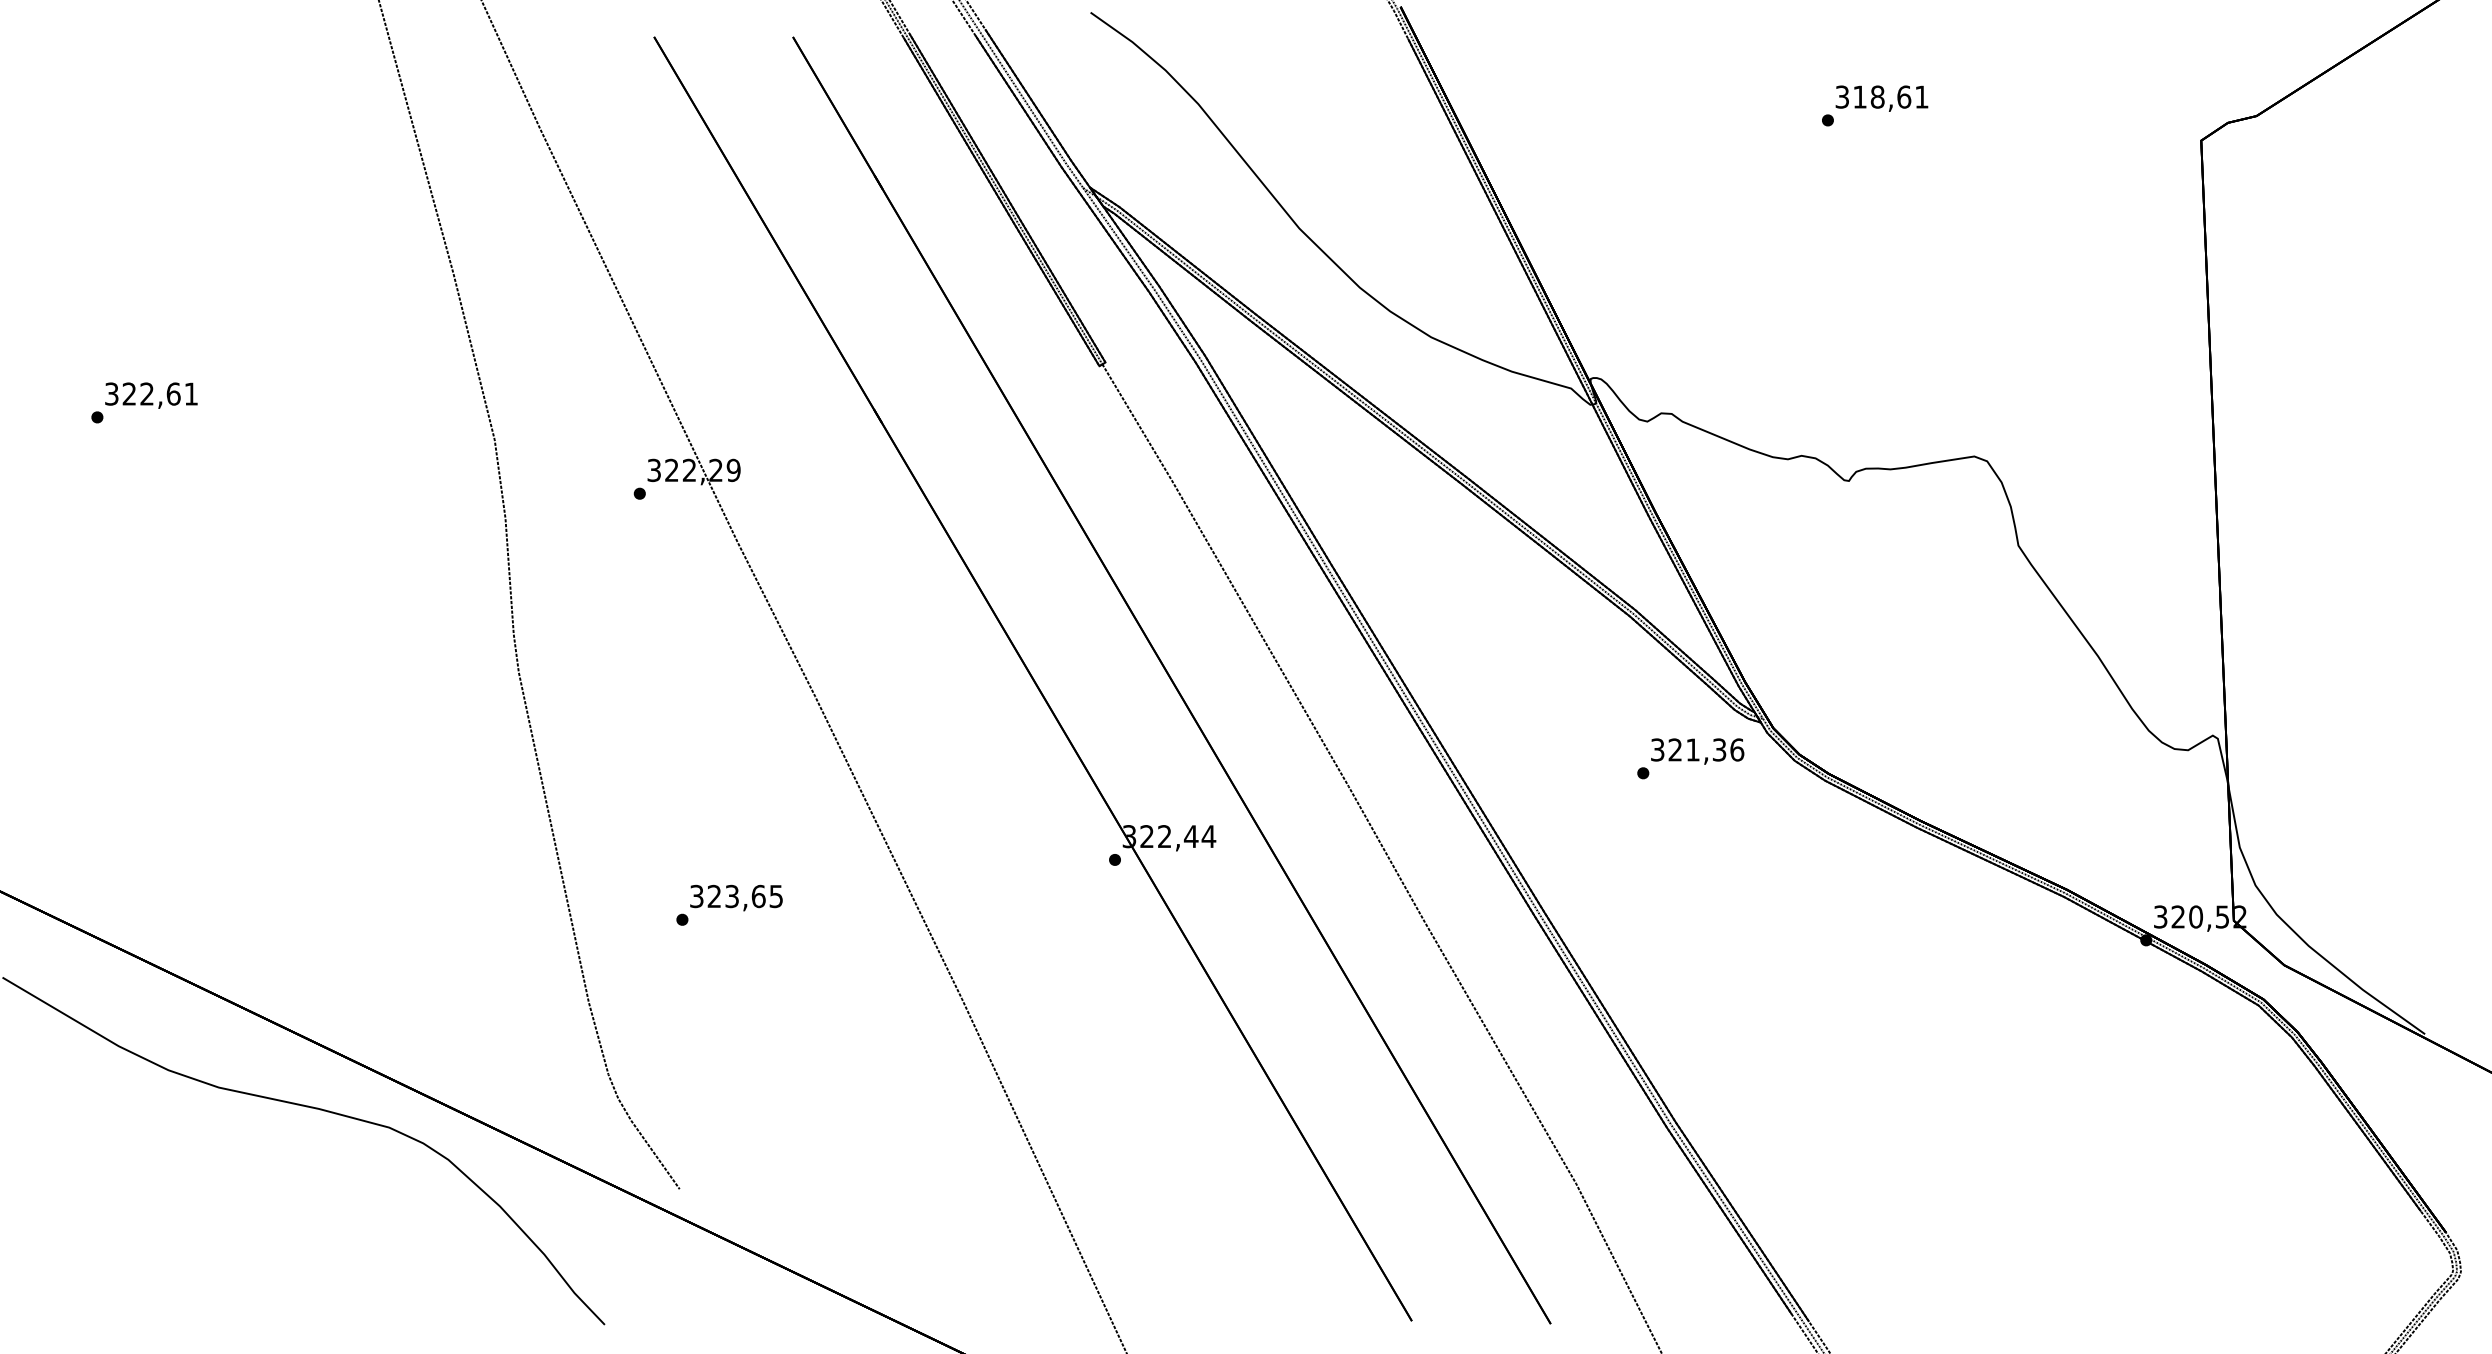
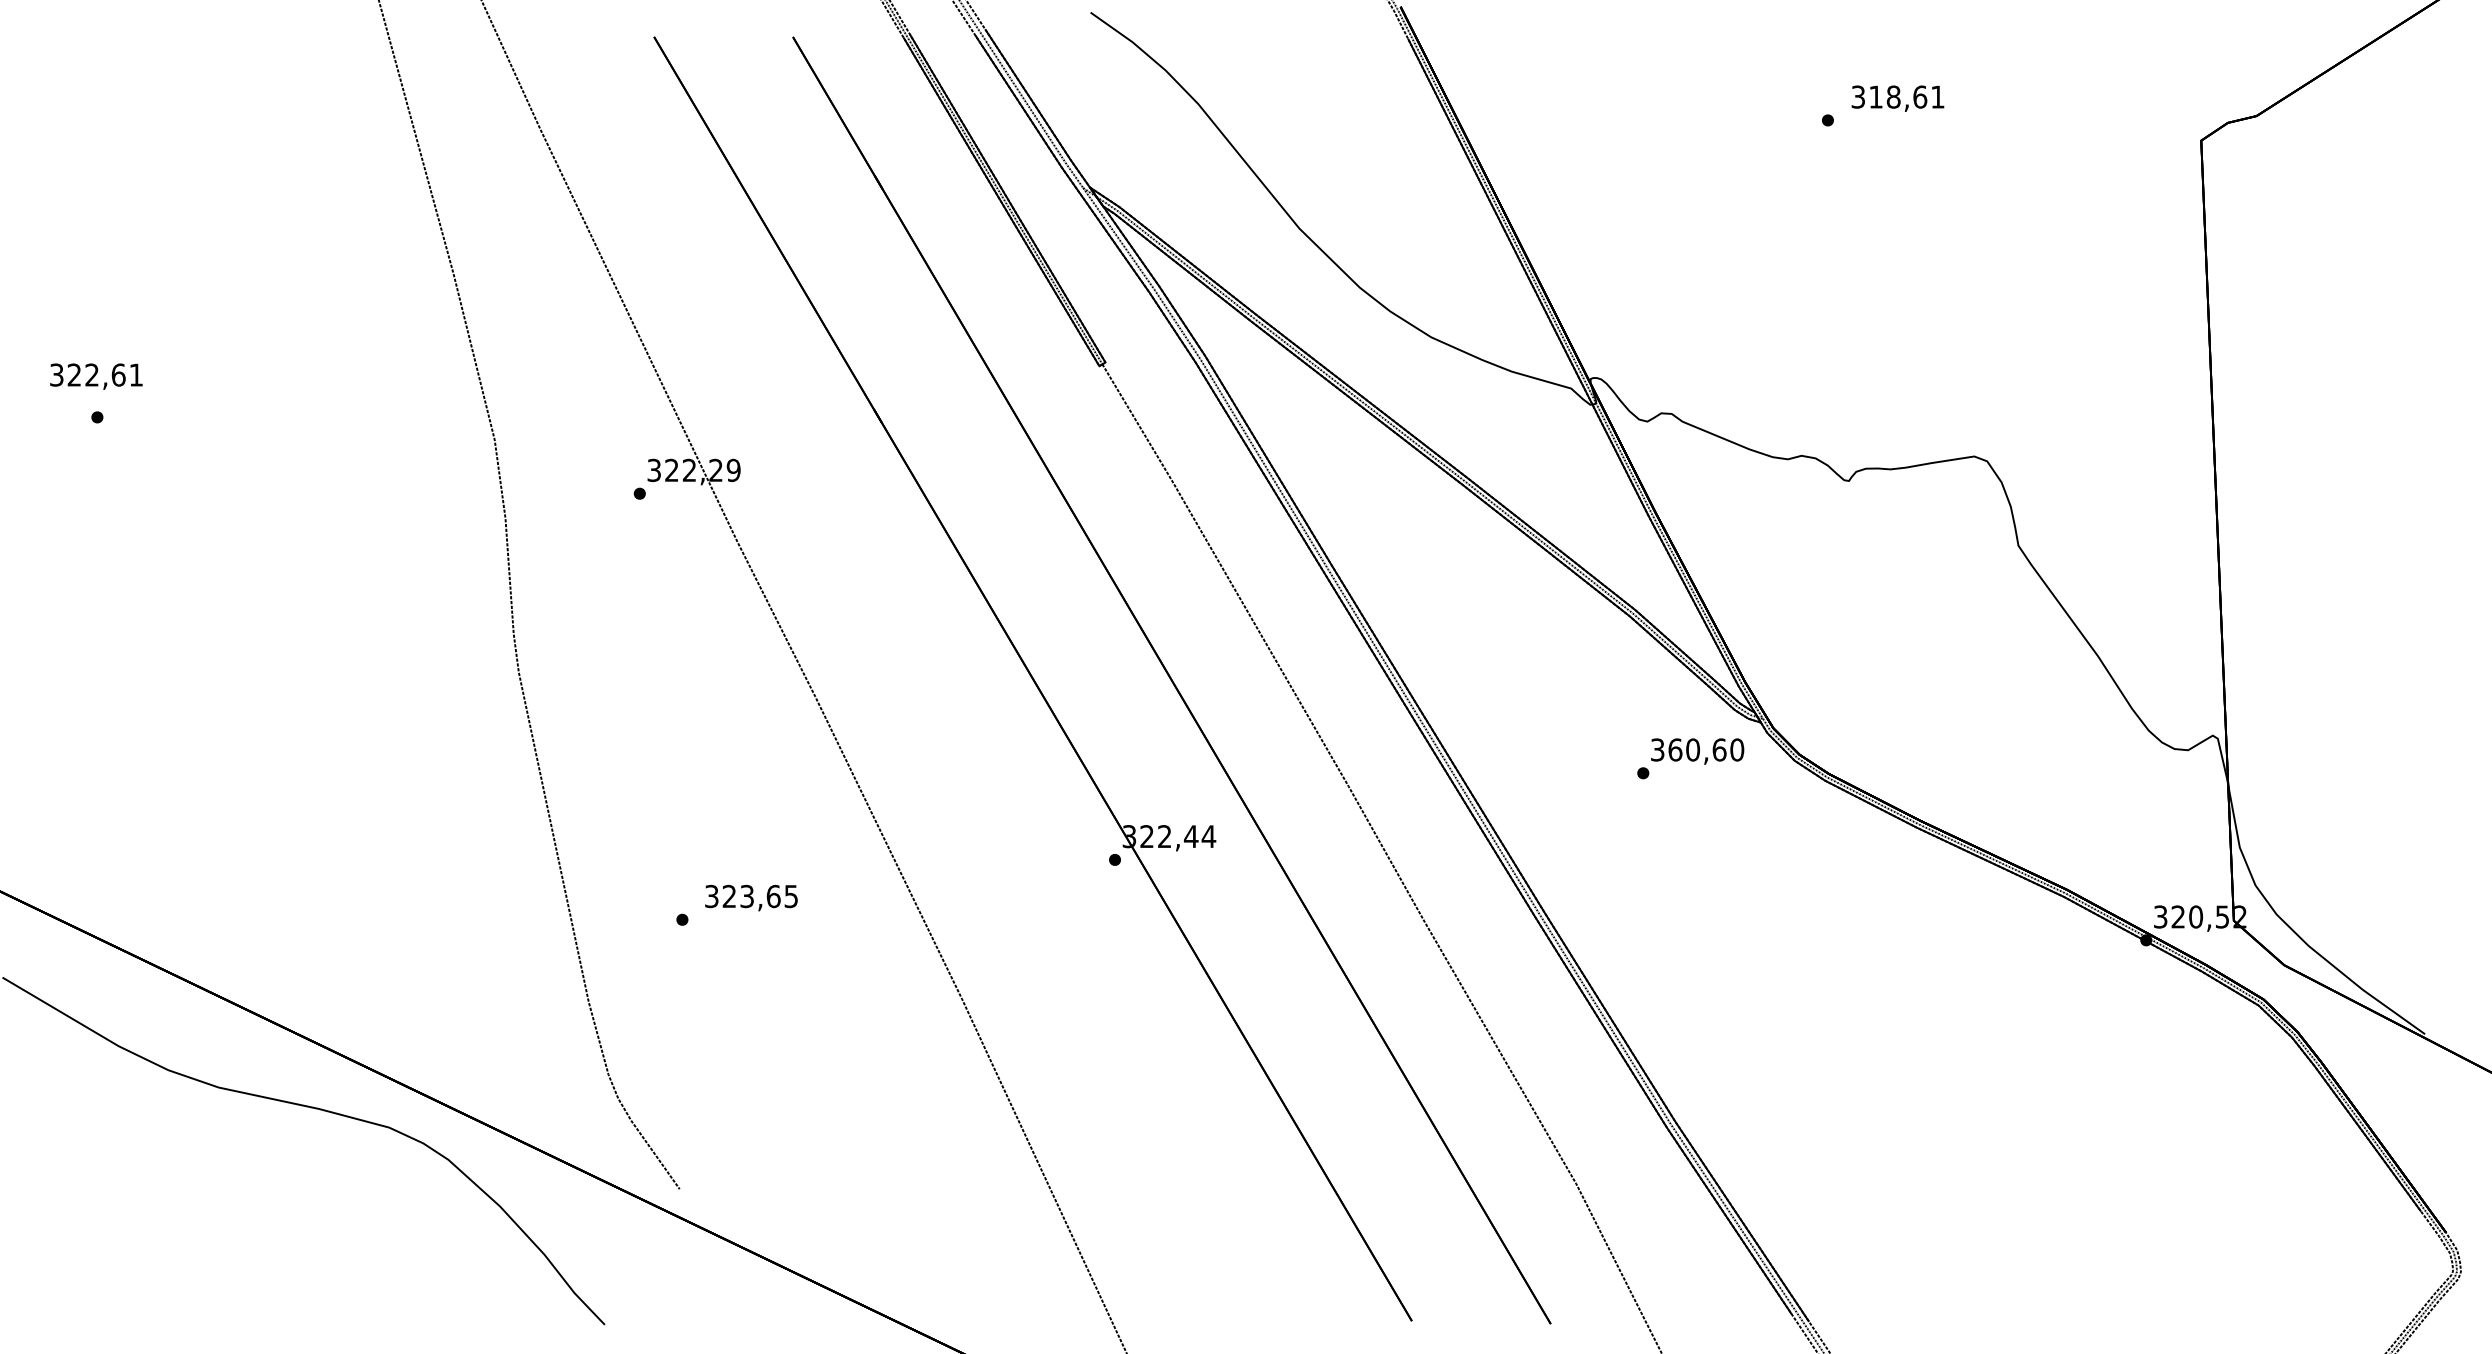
text position: (1881, 98) -> (1897, 98) (1897, 98)
text position: (151, 395) -> (96, 376) (96, 376)
text: 321,36 -> 360,60 (1706, 749)
text position: (736, 897) -> (751, 897) (751, 897)
